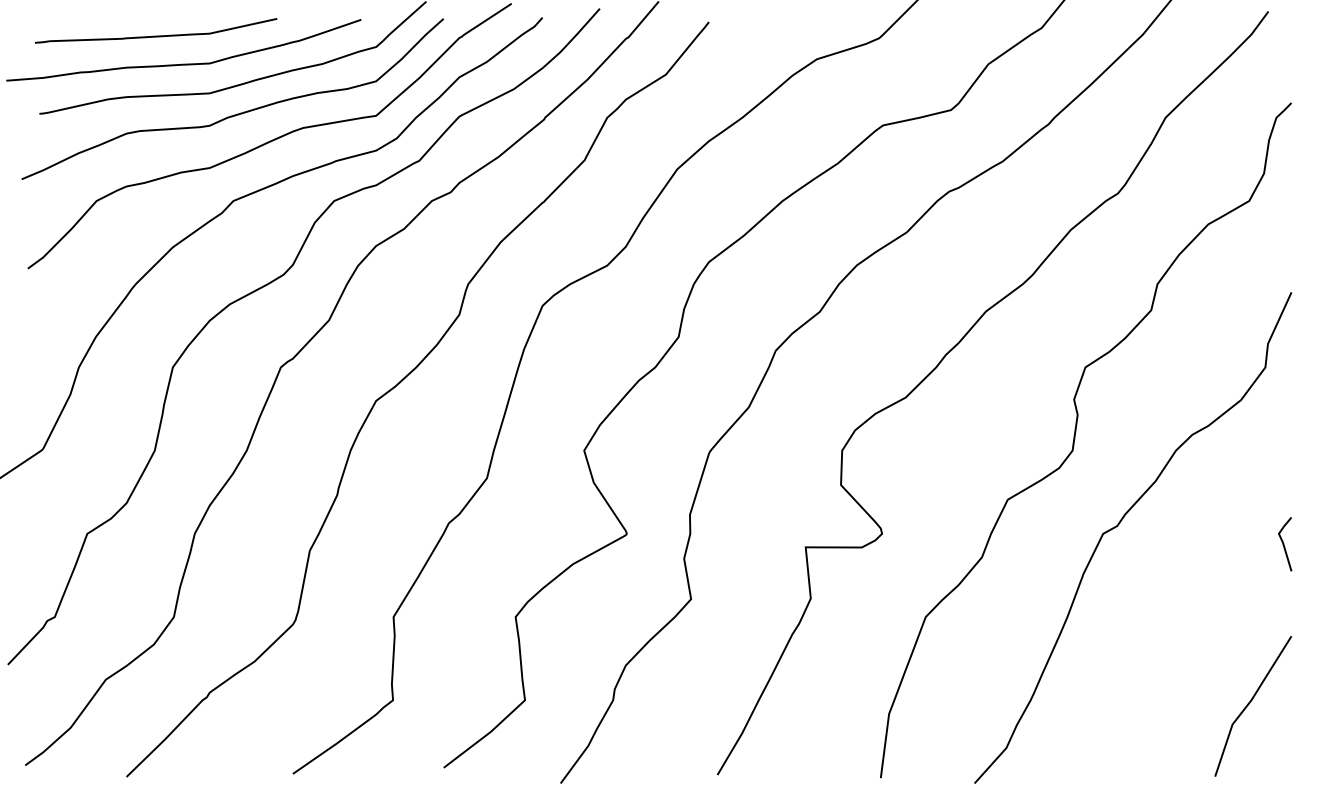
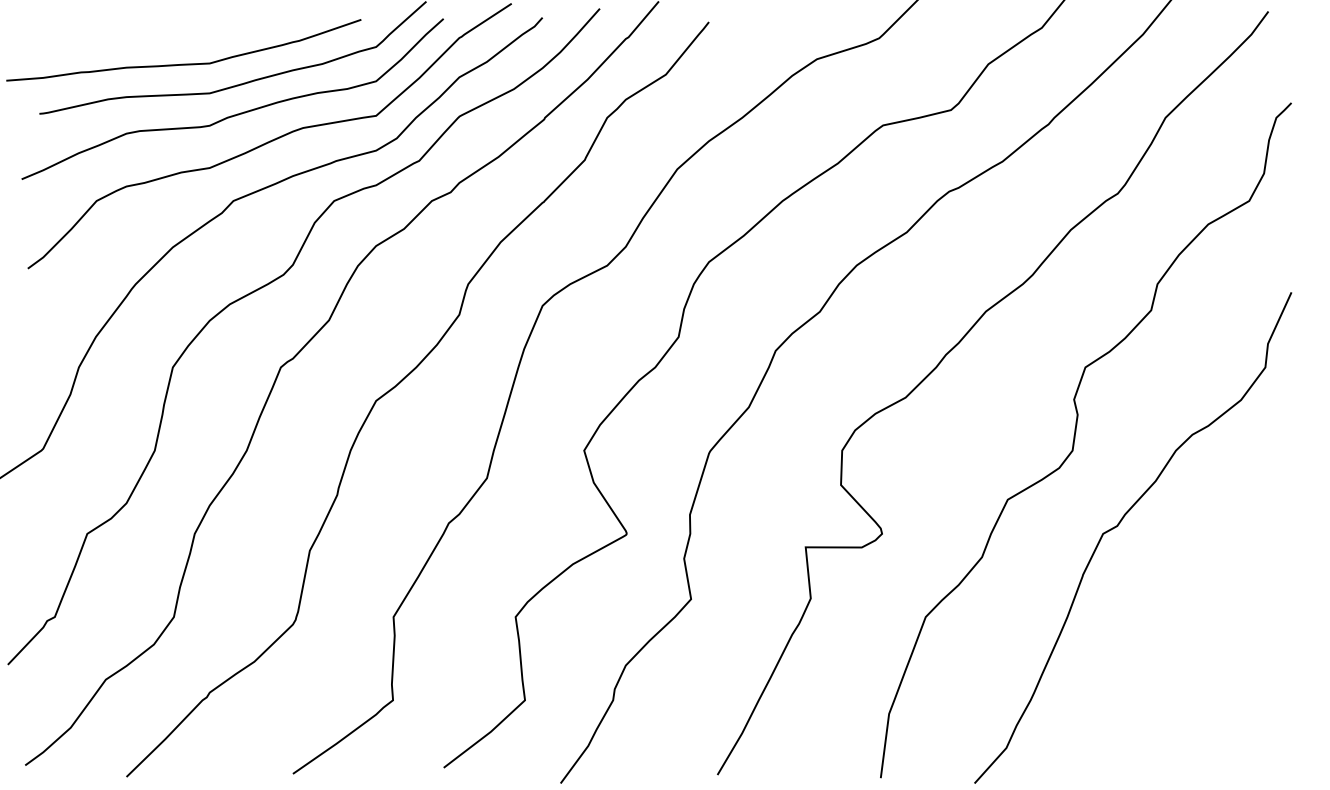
curve: present -> none (156, 35)
line: present -> none (1284, 544)
line: present -> none (1250, 703)
